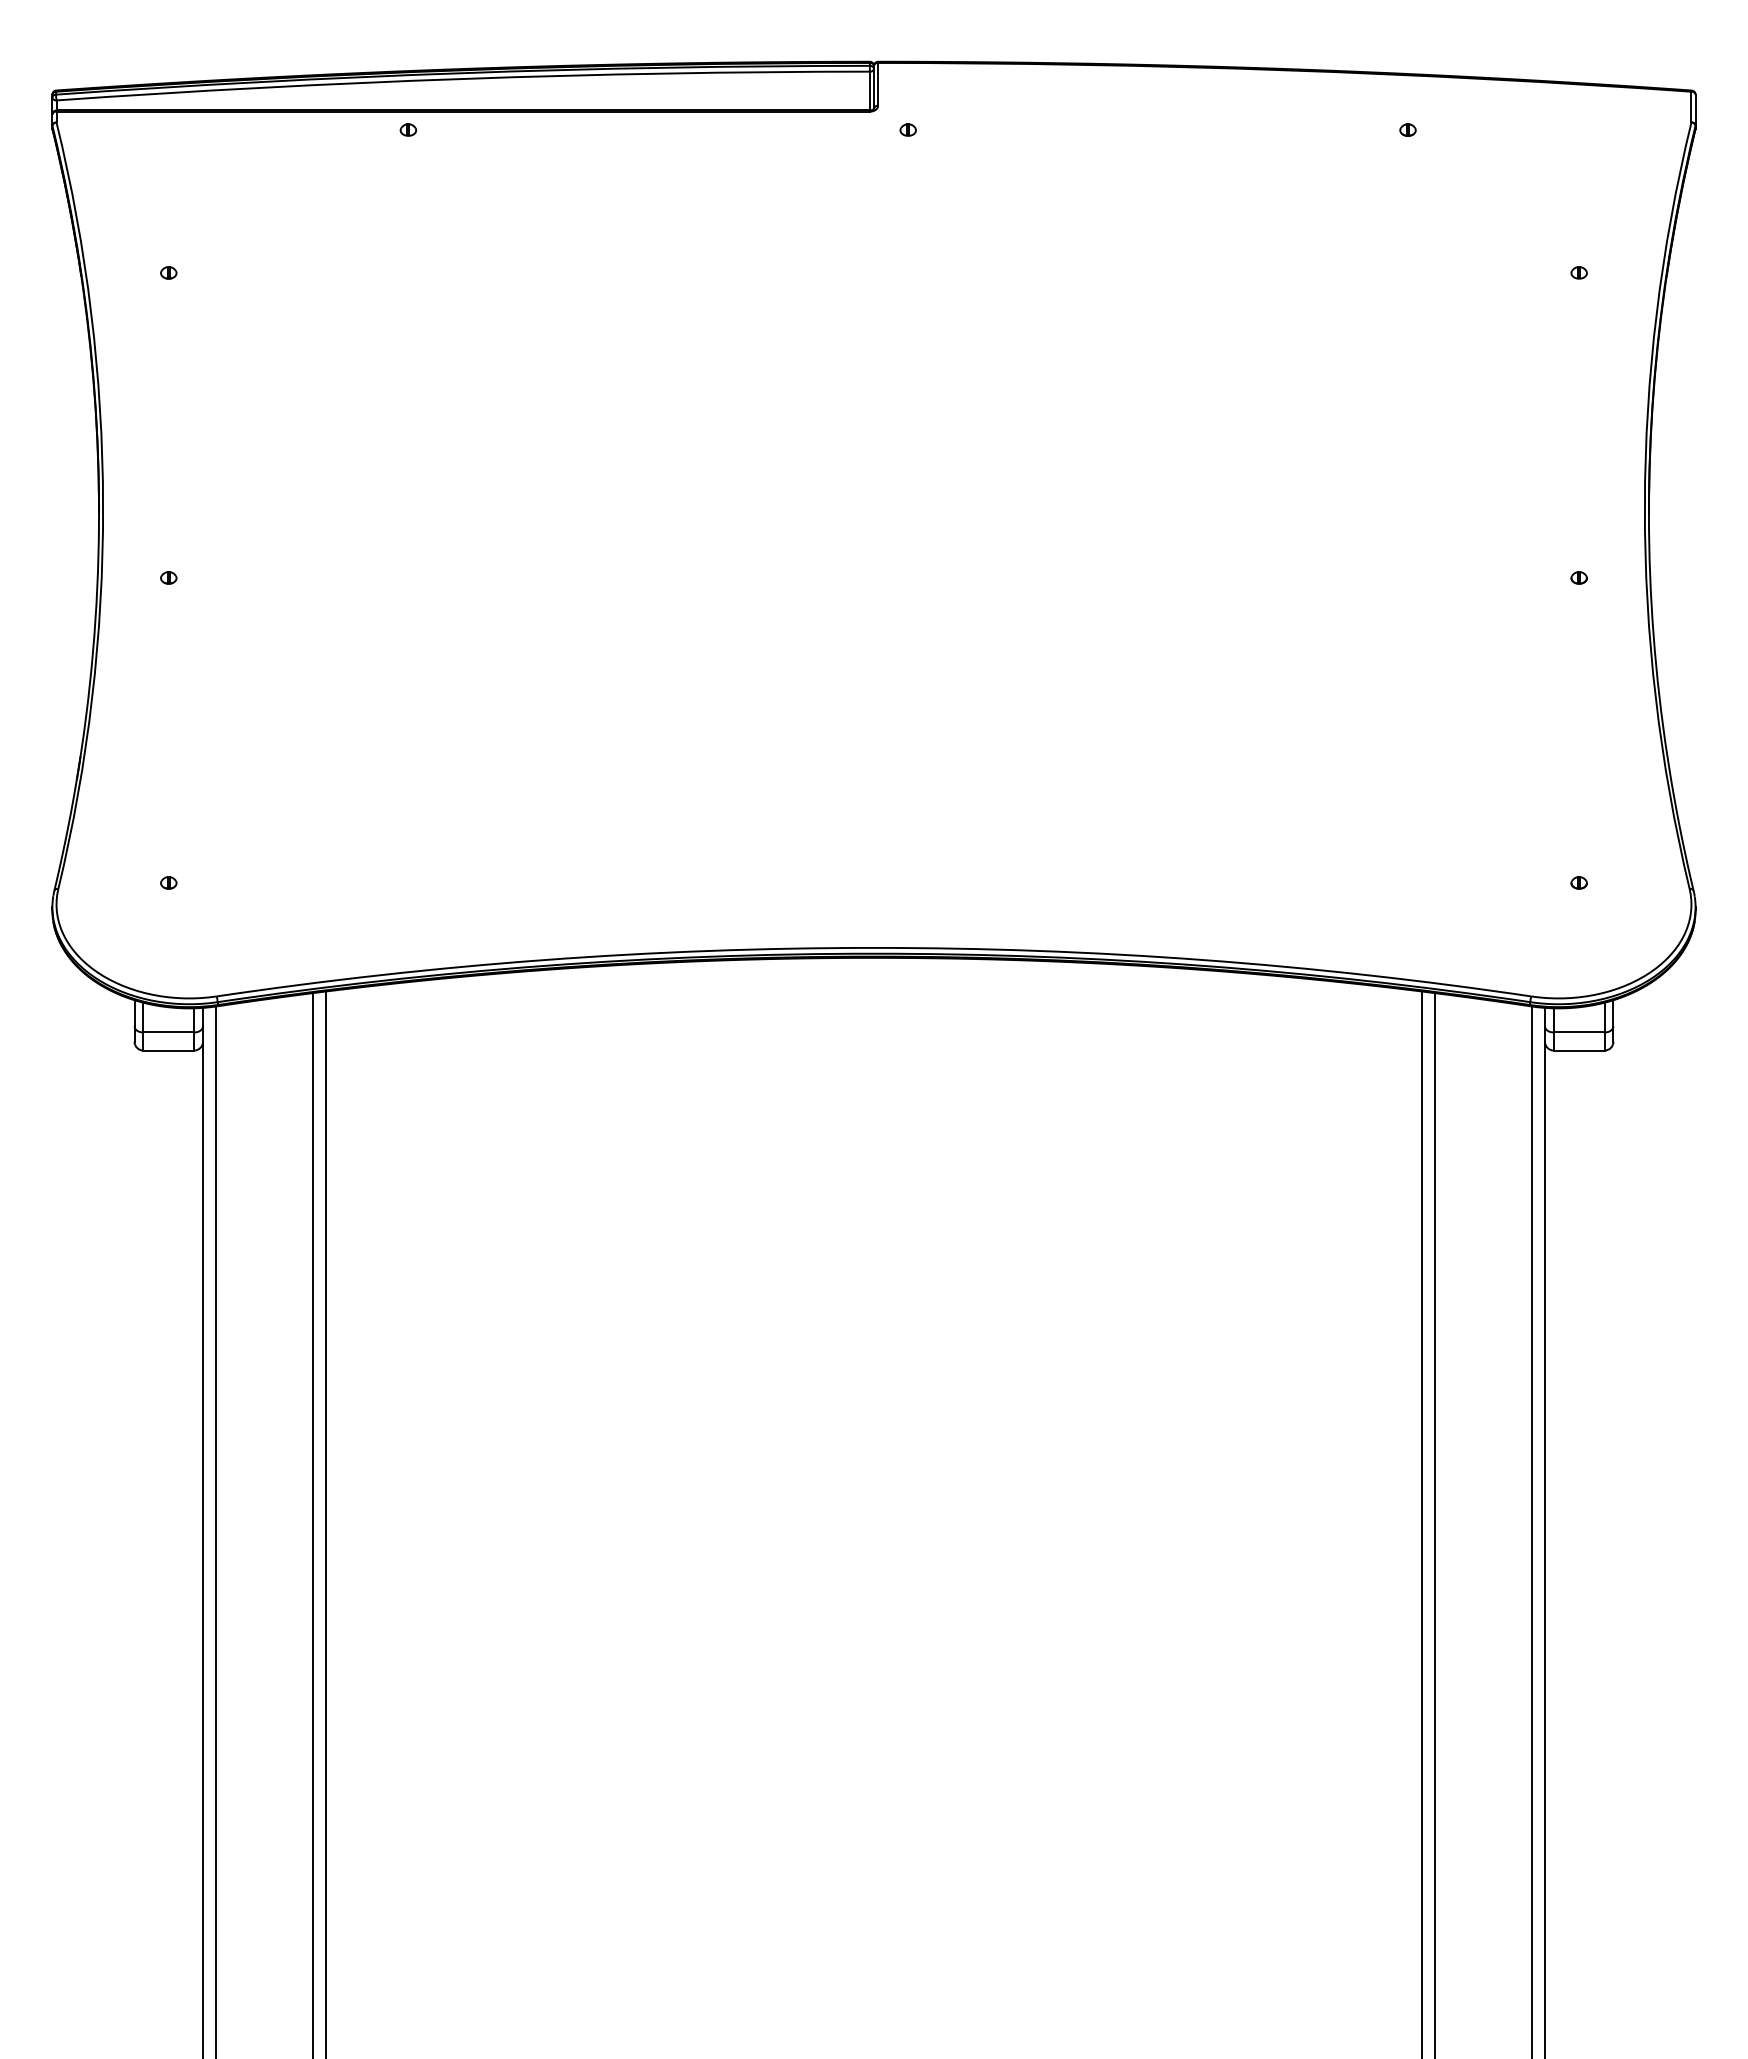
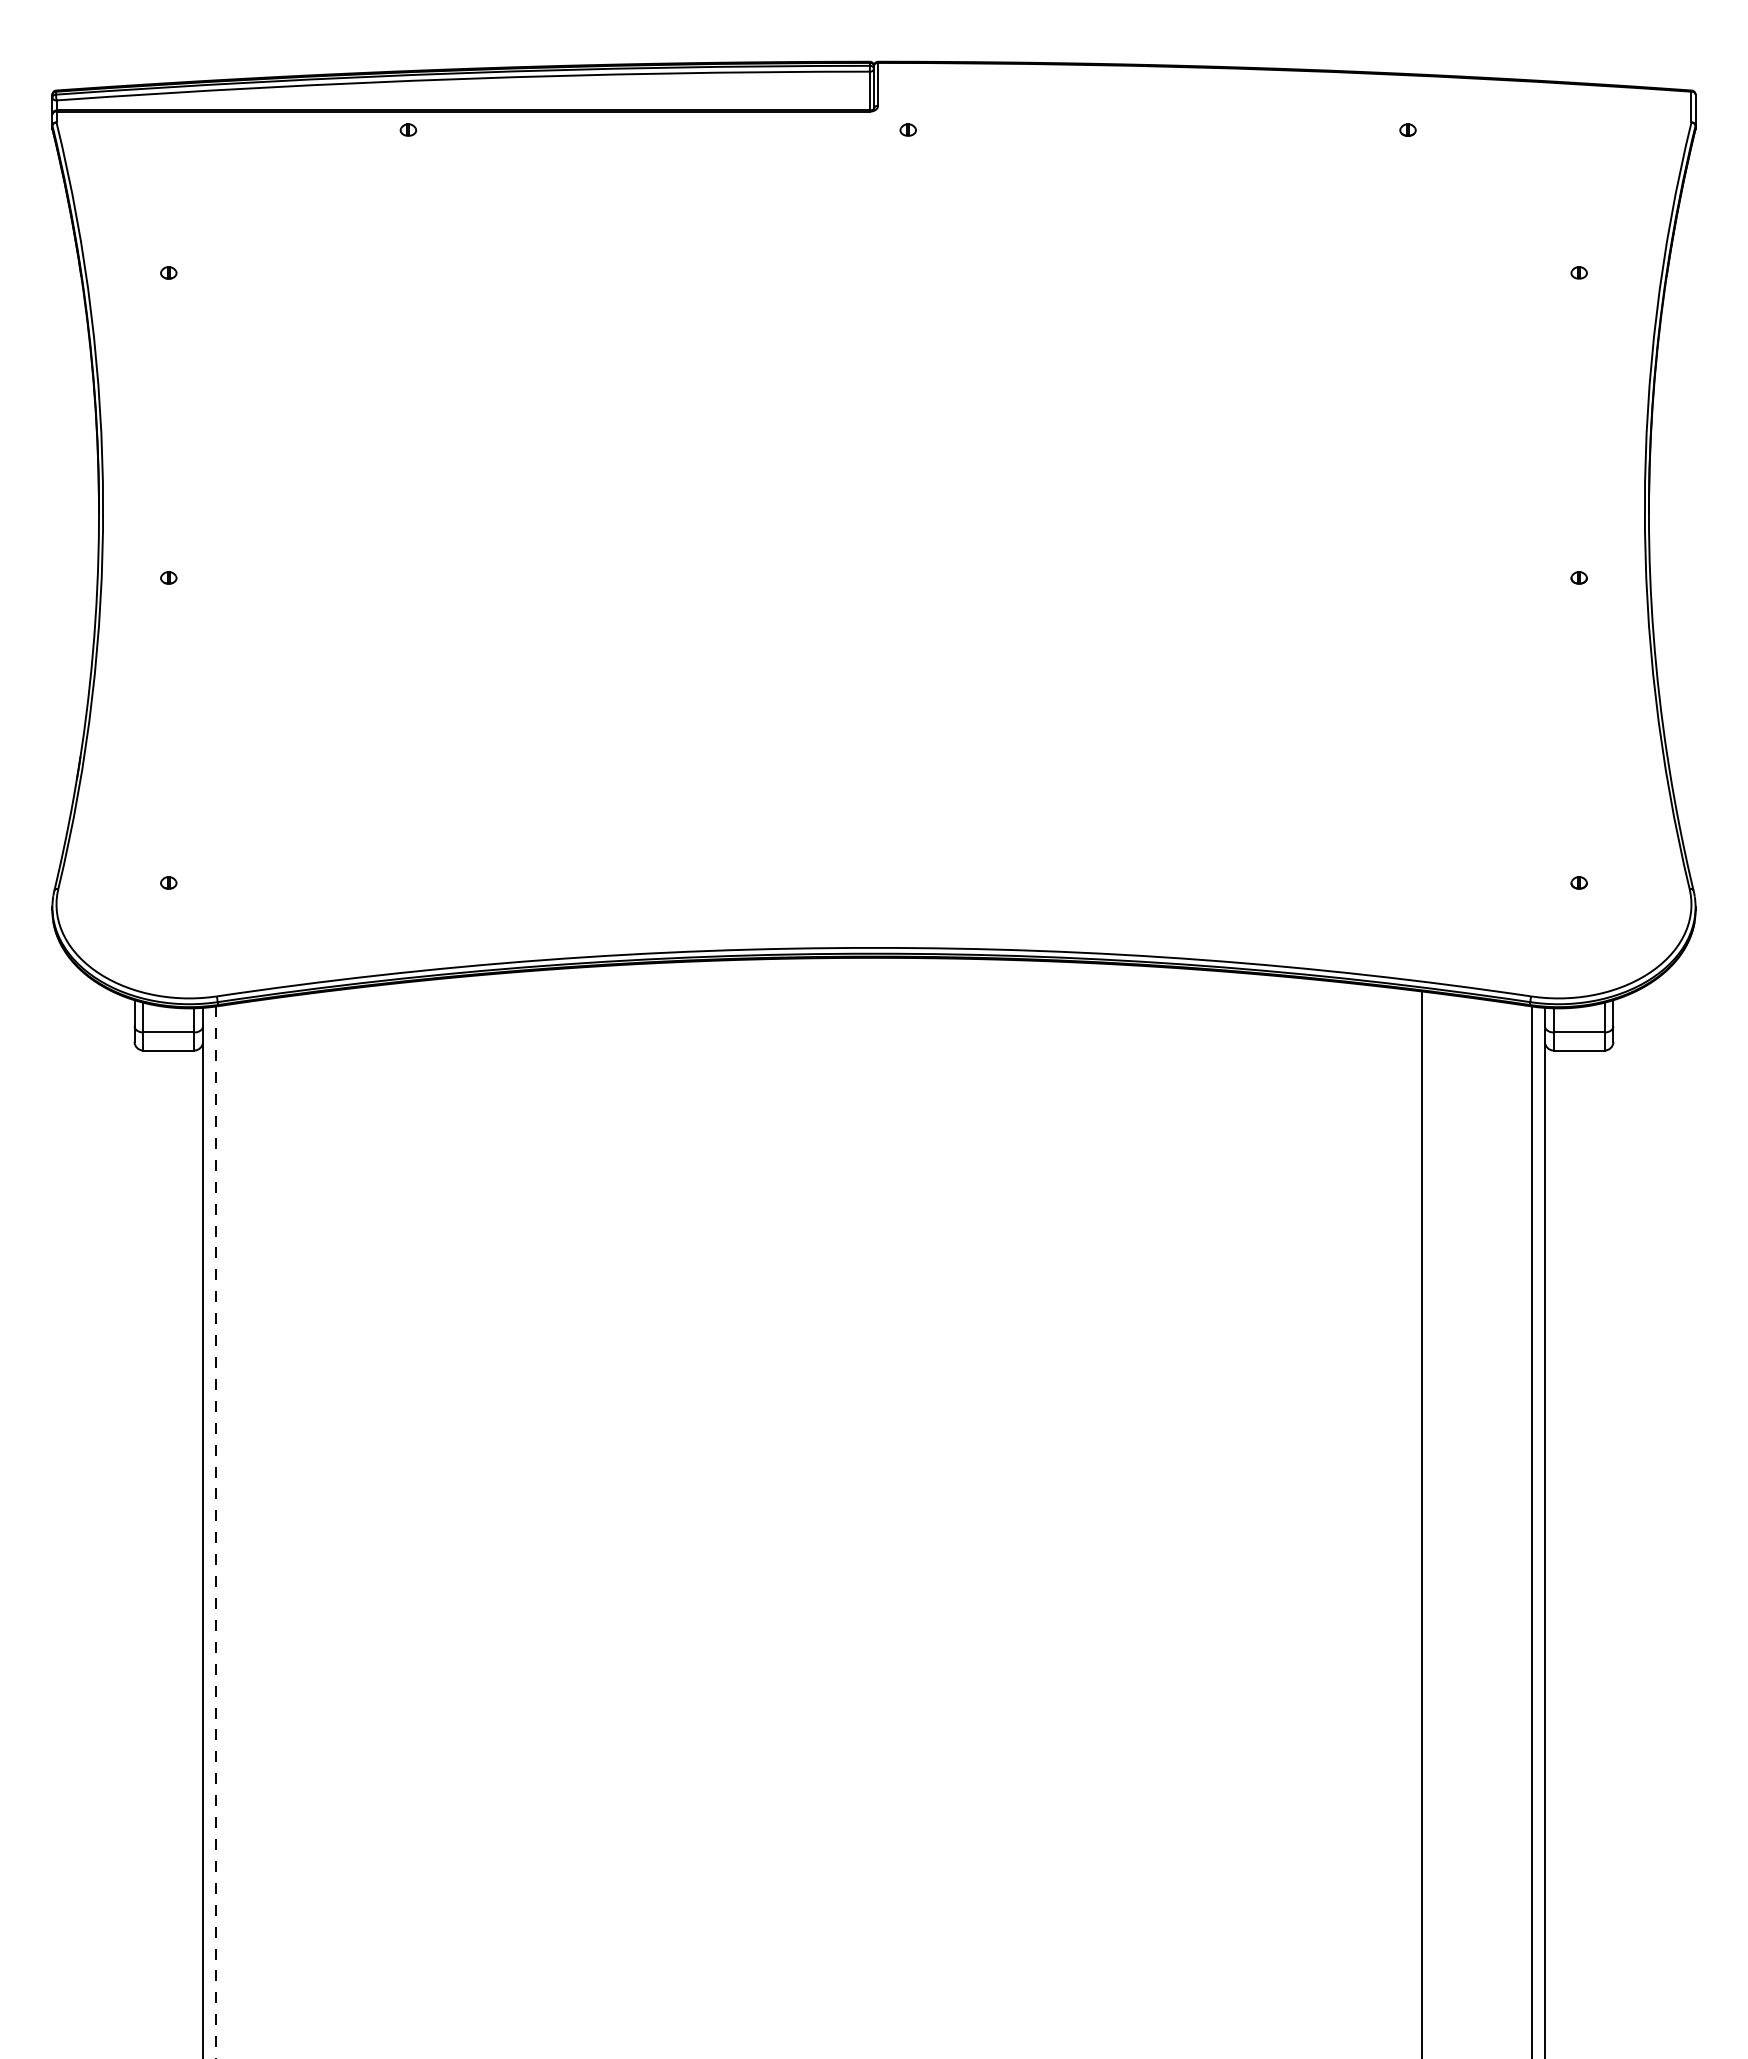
line: present -> none (326, 1523)
line: present -> none (313, 1524)
line: present -> none (1434, 1524)
line: solid -> dashed (216, 1533)
